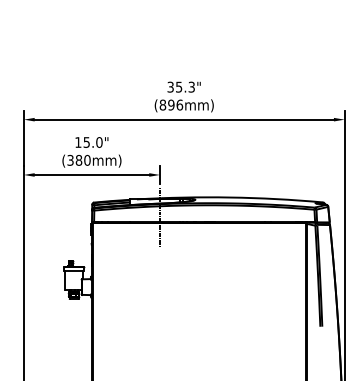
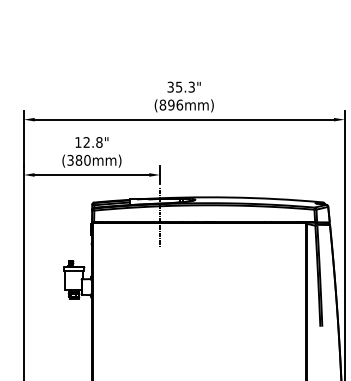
text: 15.0" -> 12.8" (92, 142)
